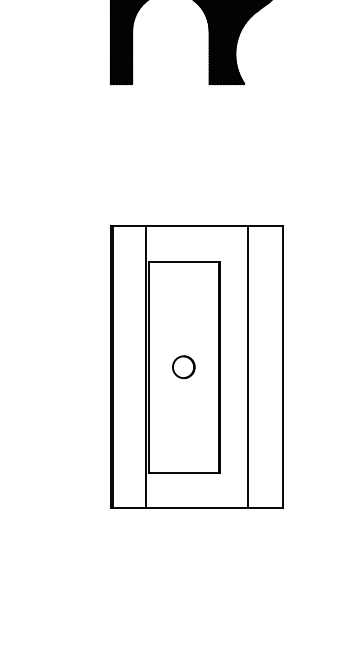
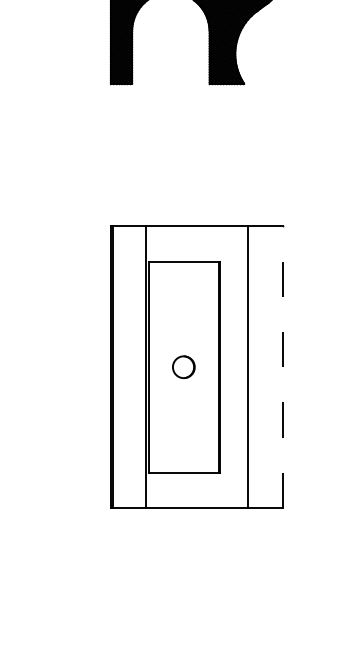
line: solid -> dashed (282, 367)
